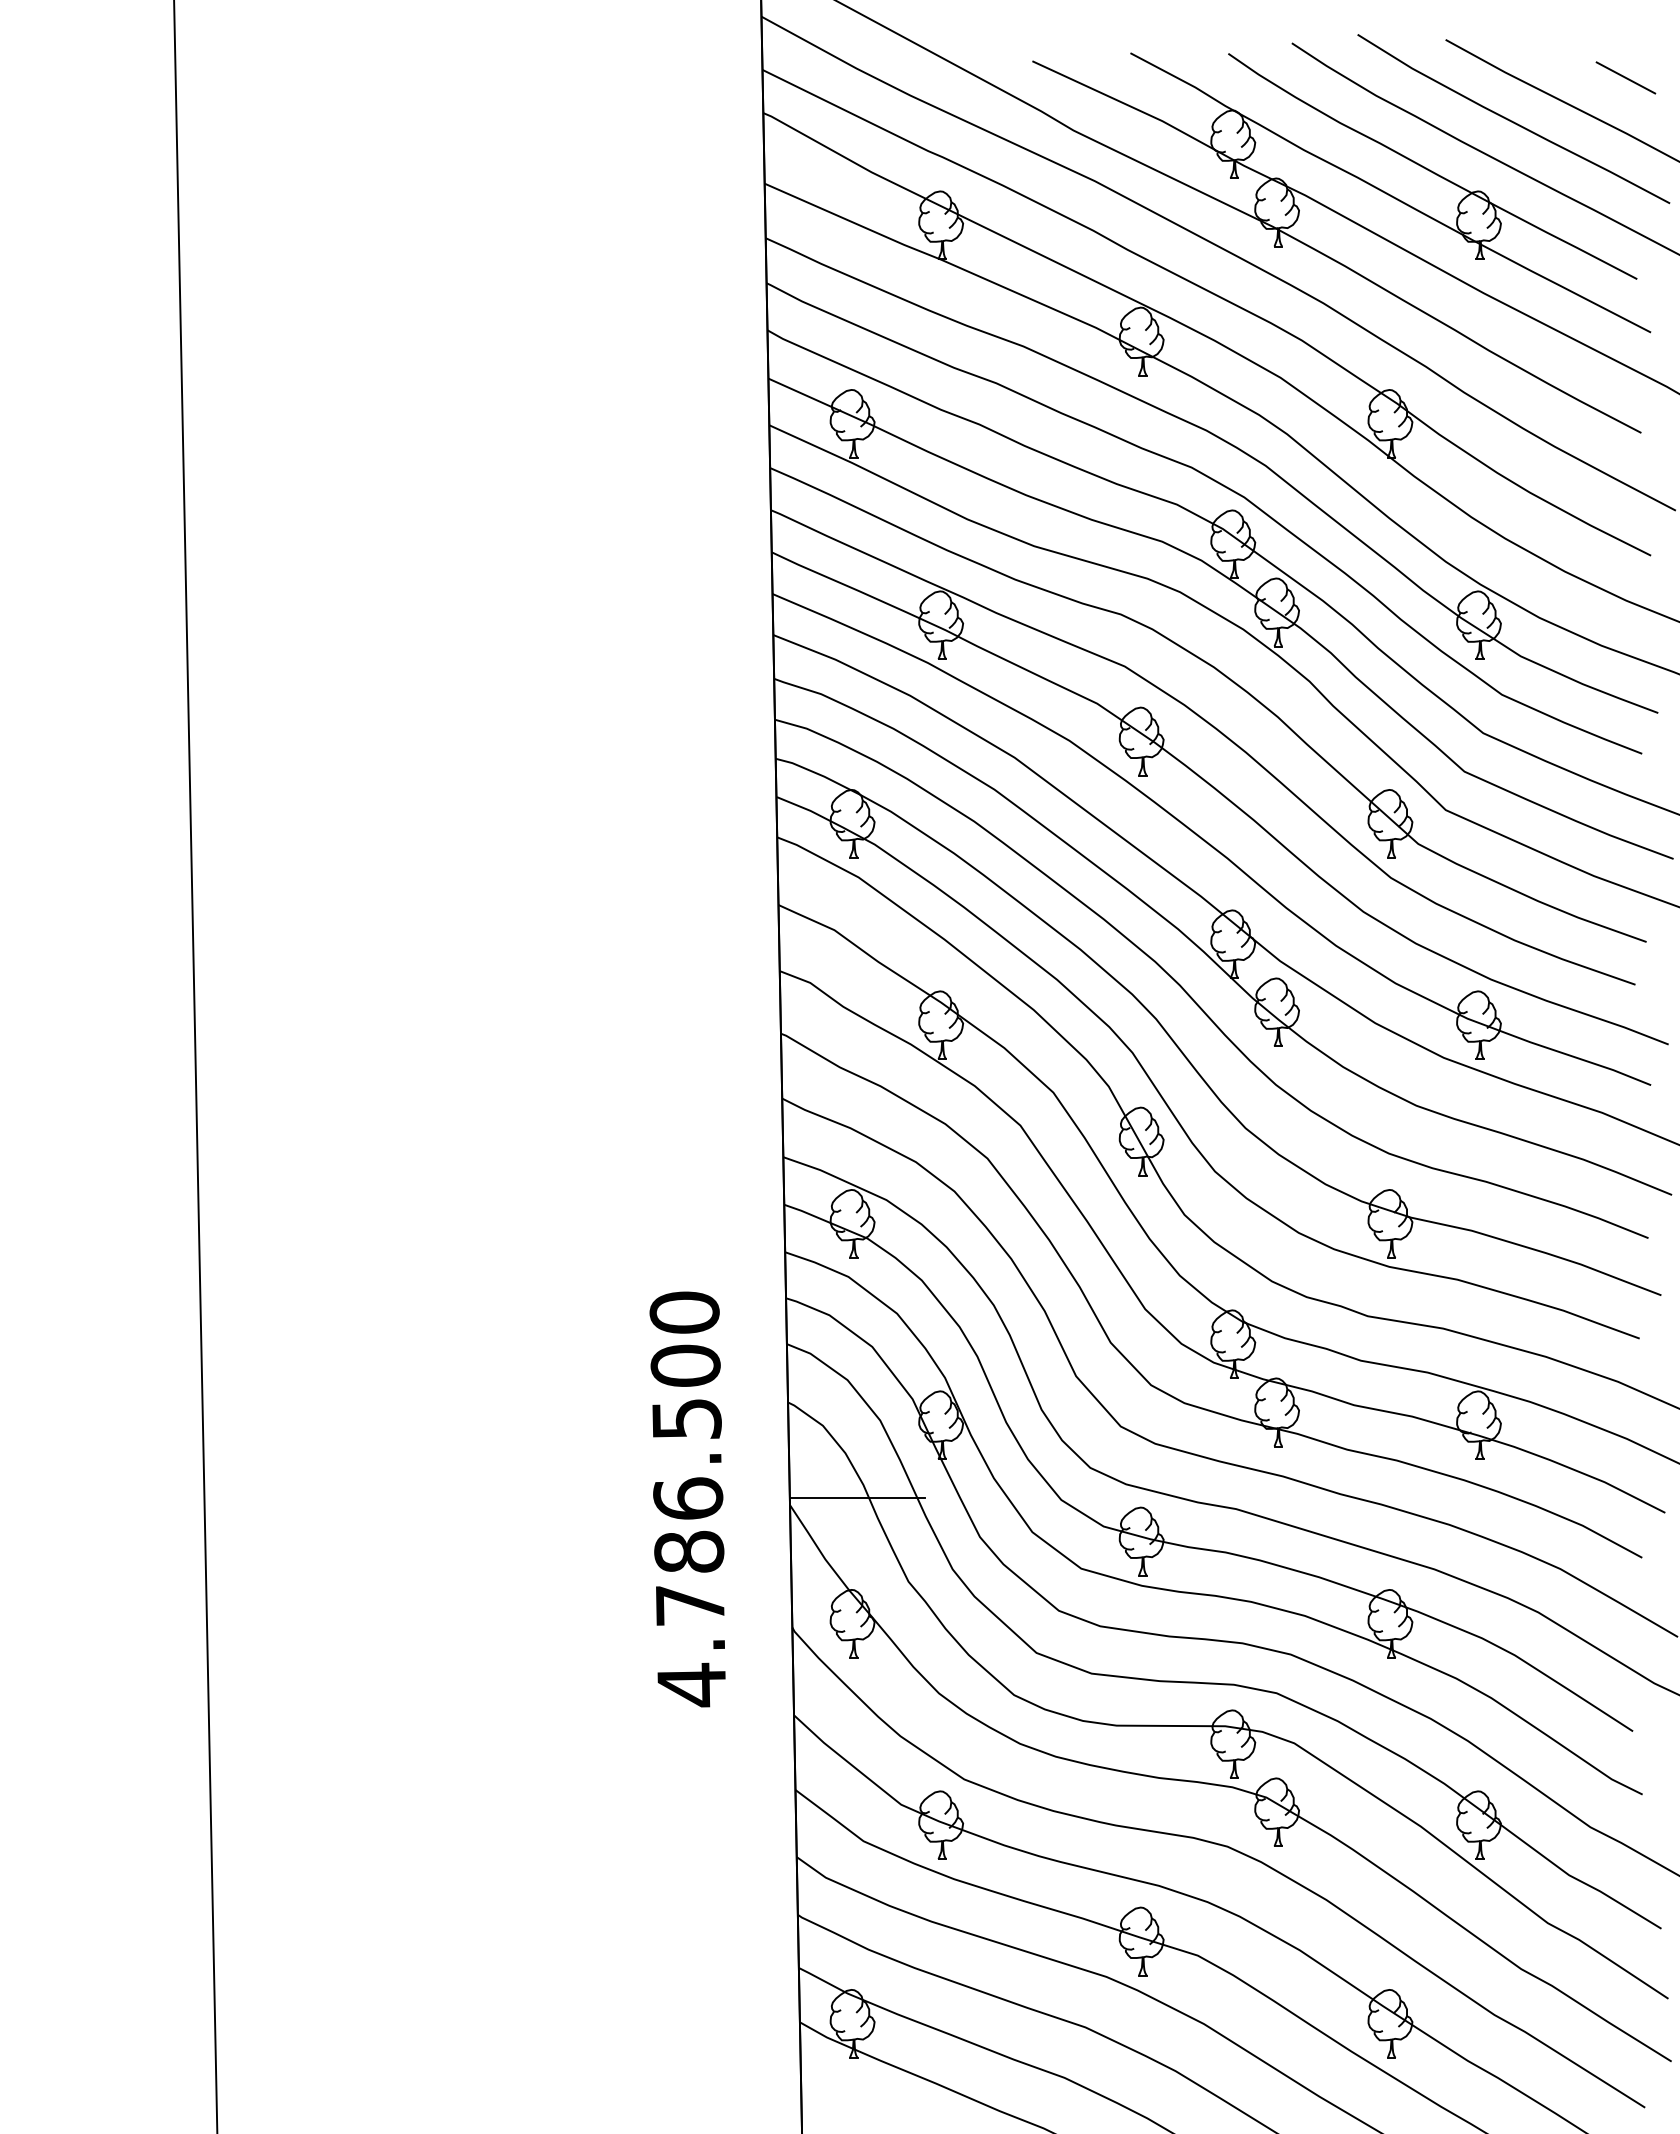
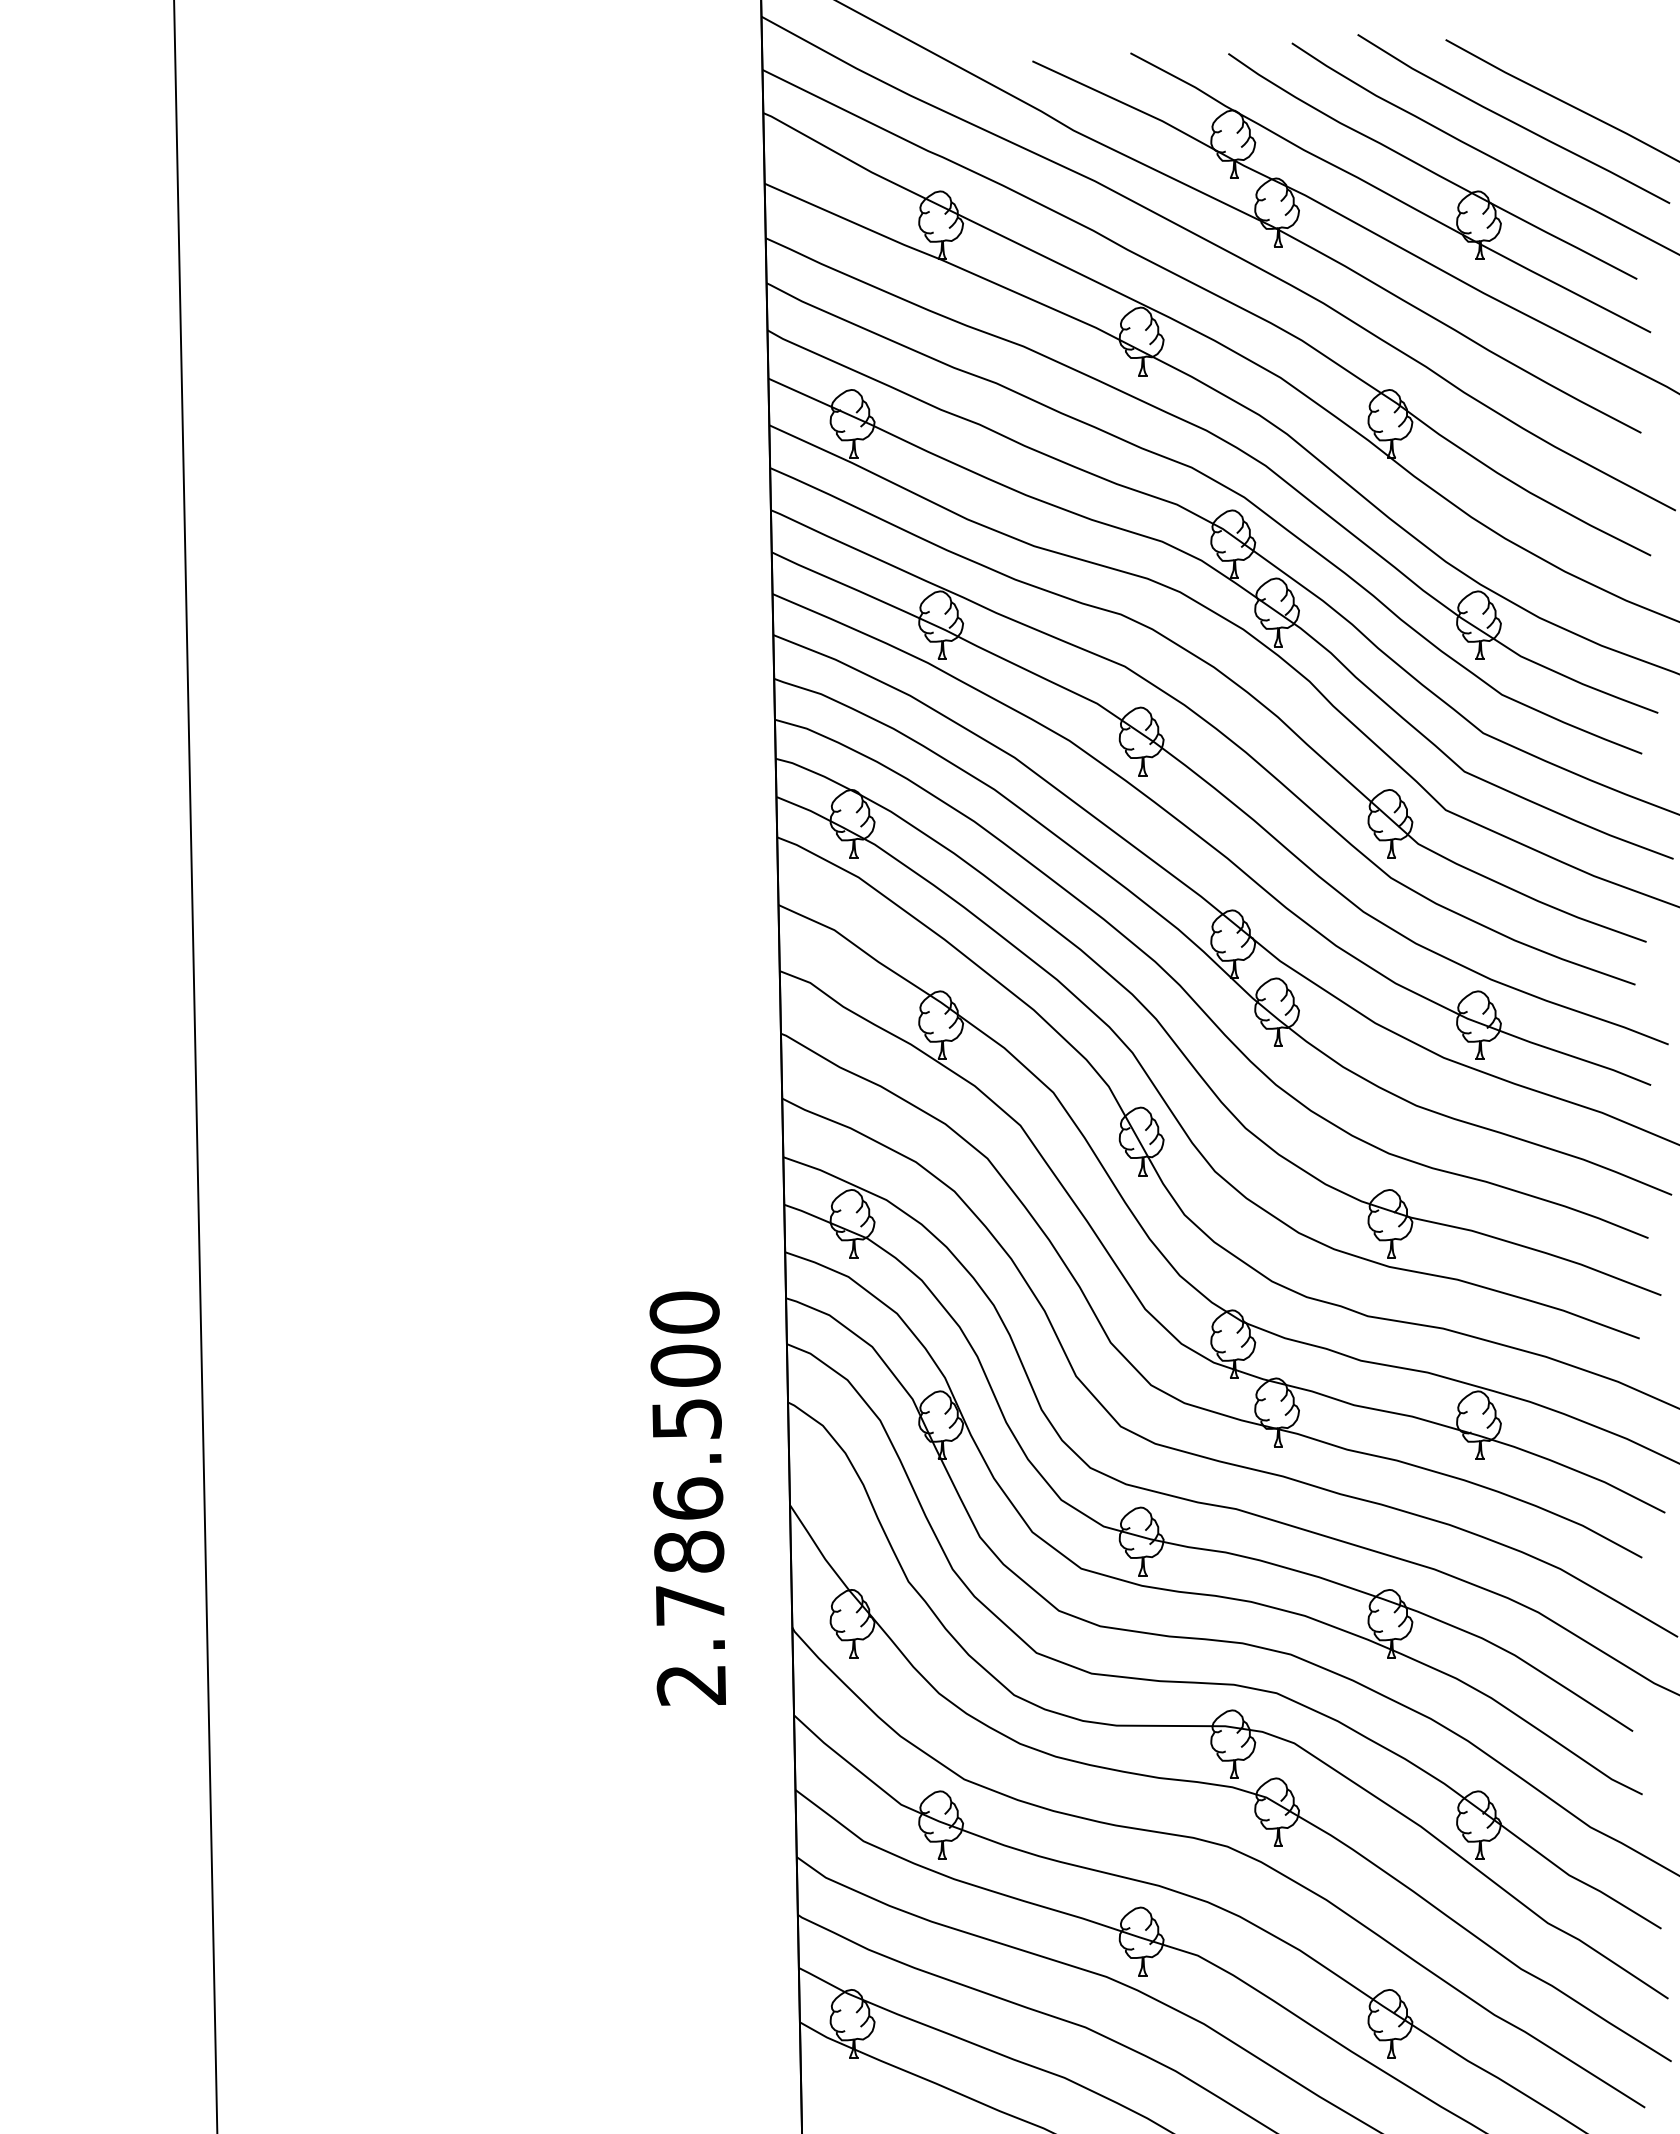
line: present -> none (1625, 77)
line: present -> none (857, 1498)
text: 4.786.500 -> 2.786.500 (690, 1684)
